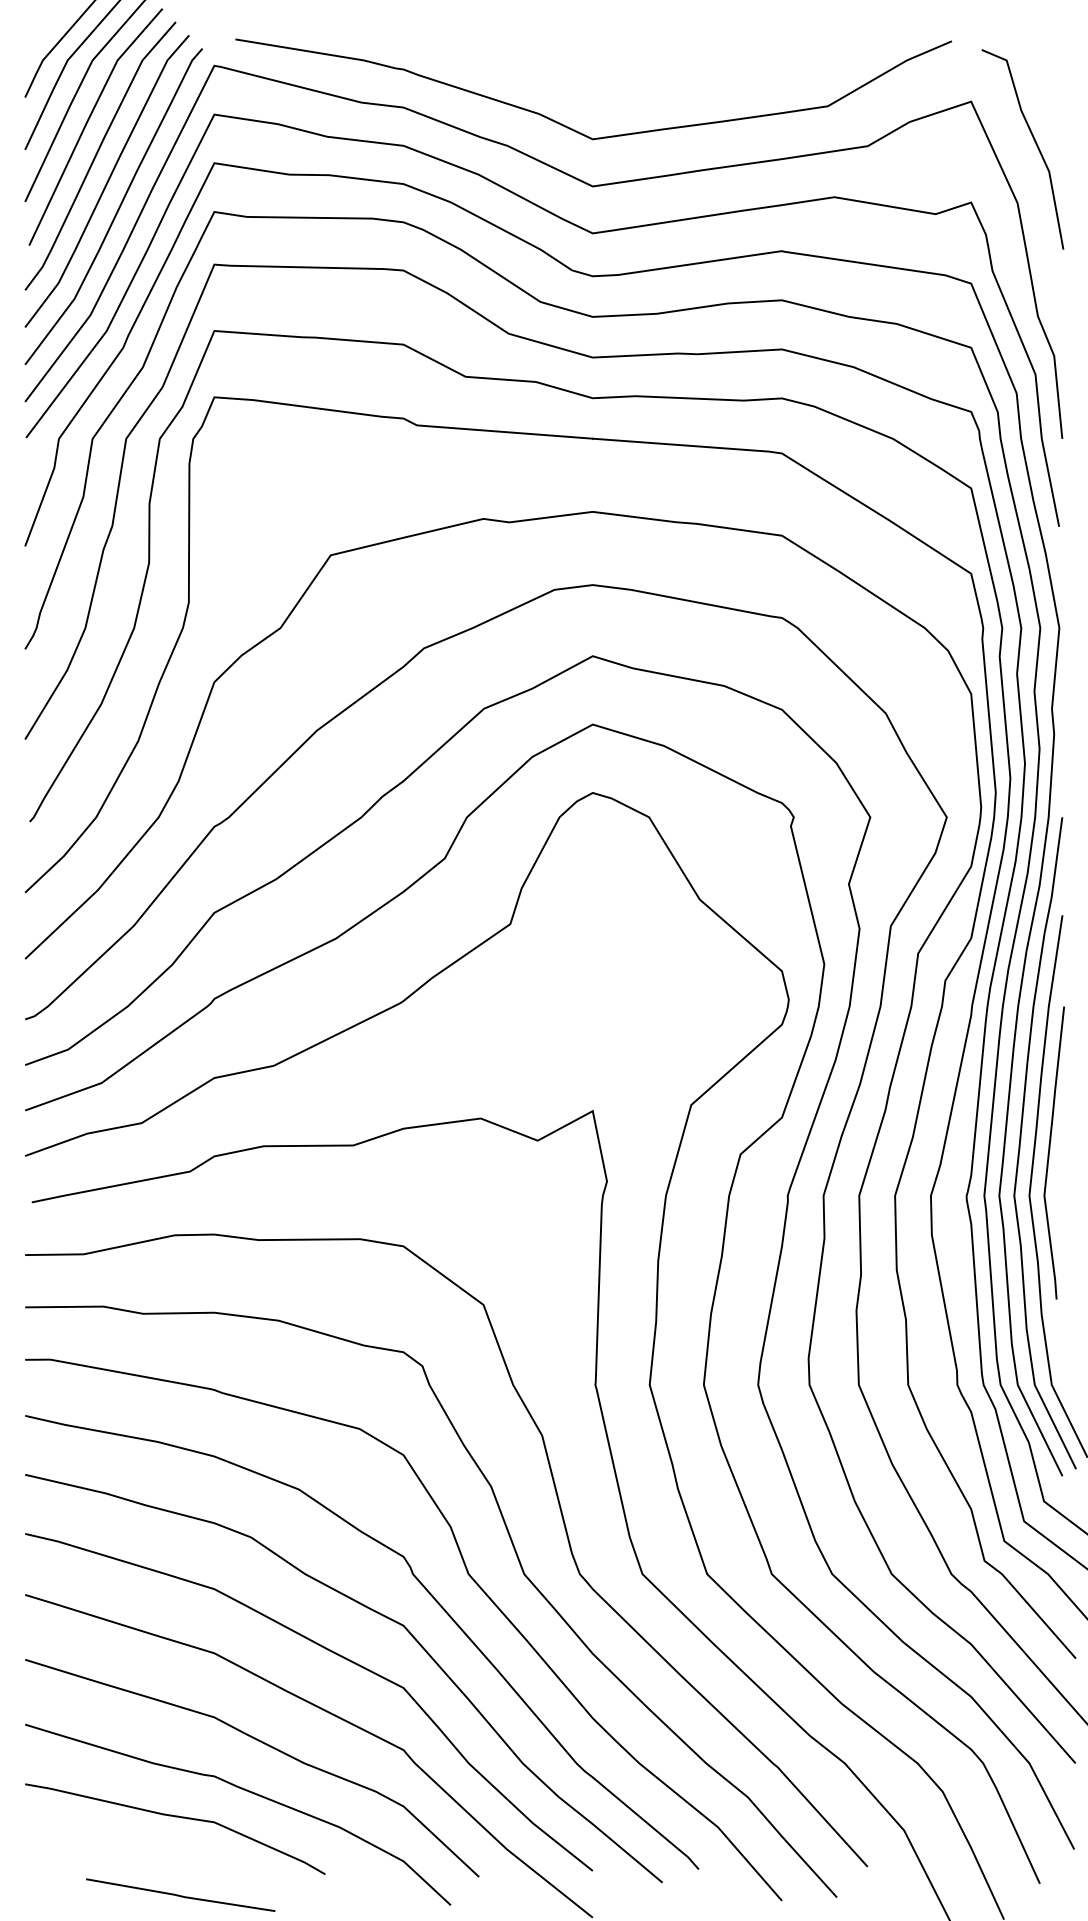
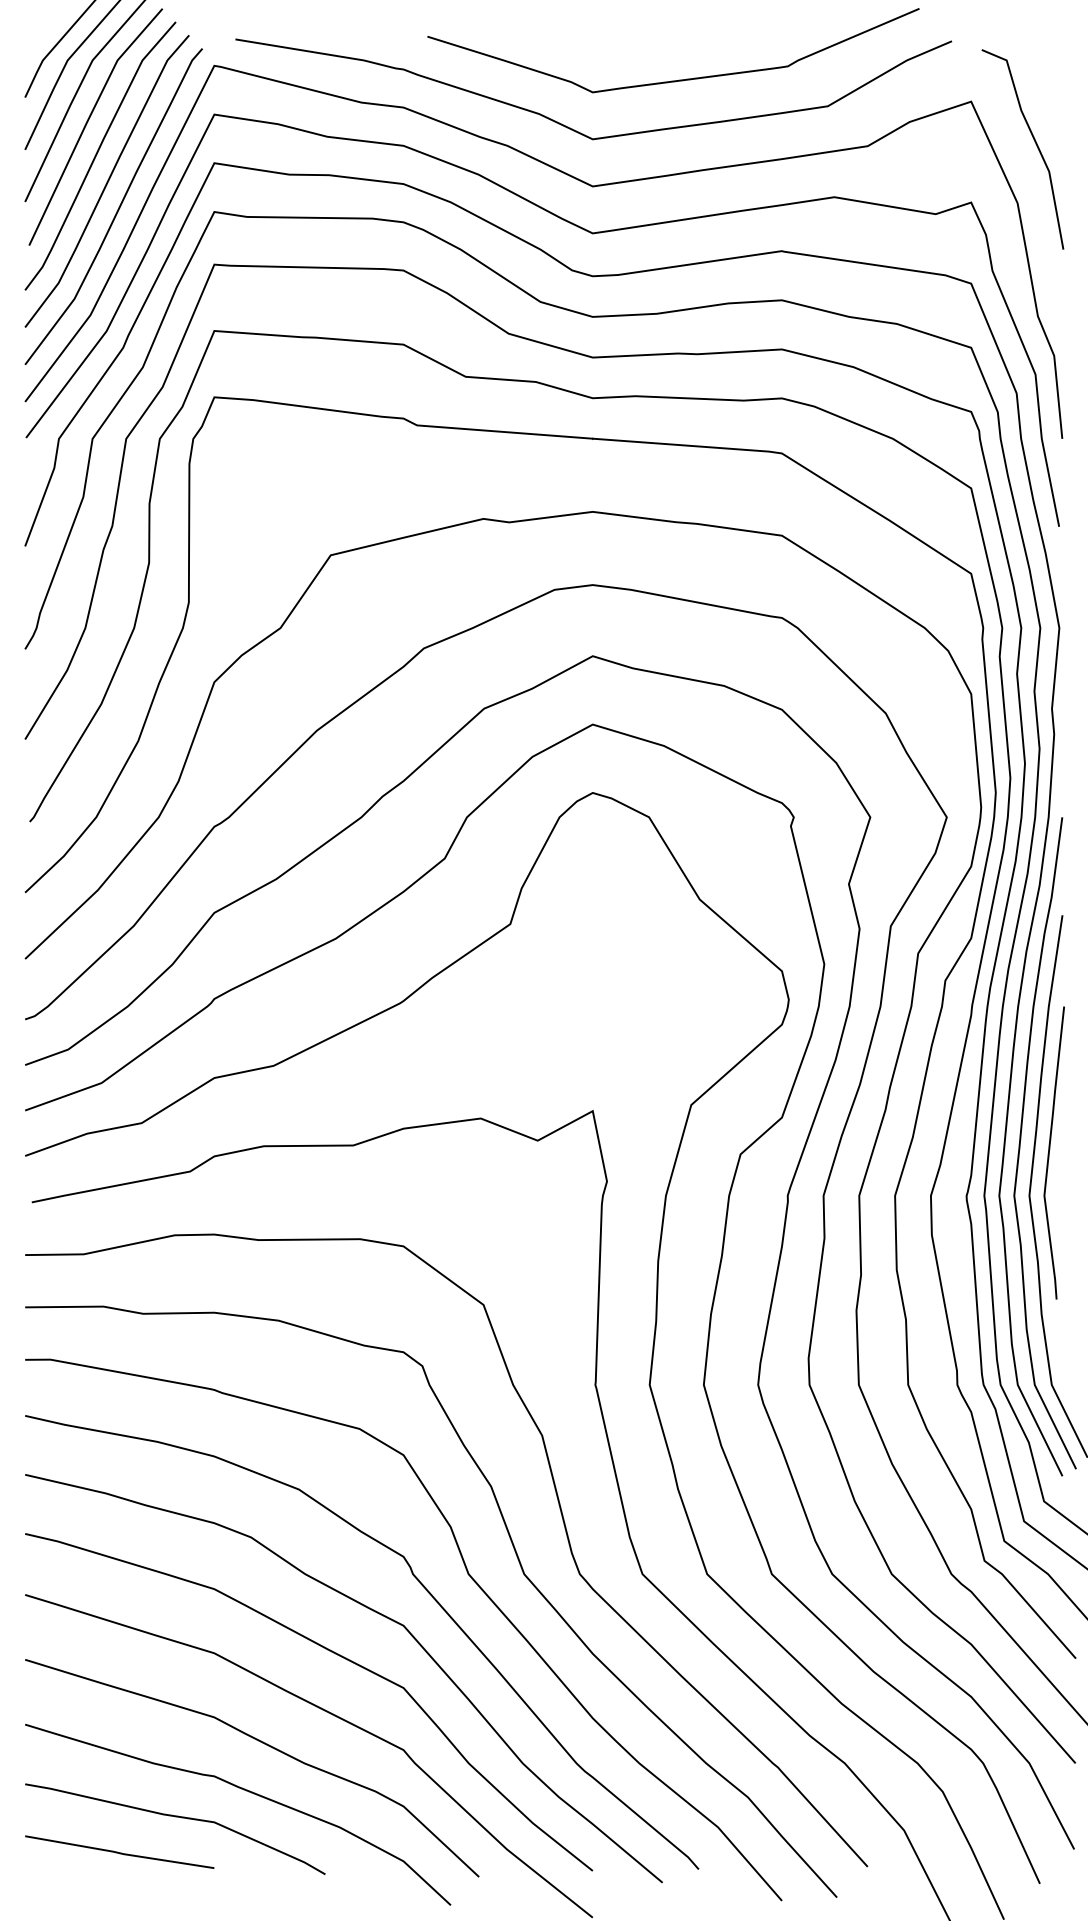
curve: none -> present (678, 79)
line position: (180, 1895) -> (119, 1852) (119, 1852)
